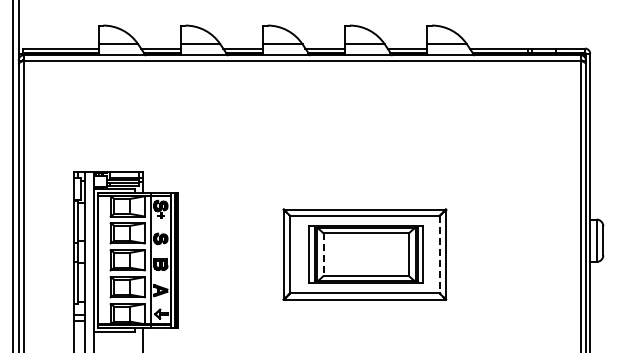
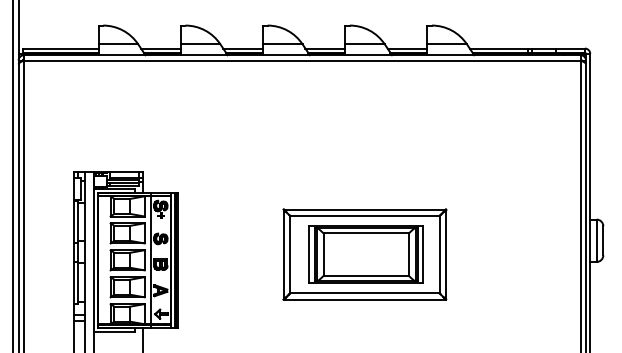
line: dashed -> solid (439, 254)
line: dashed -> solid (323, 255)
